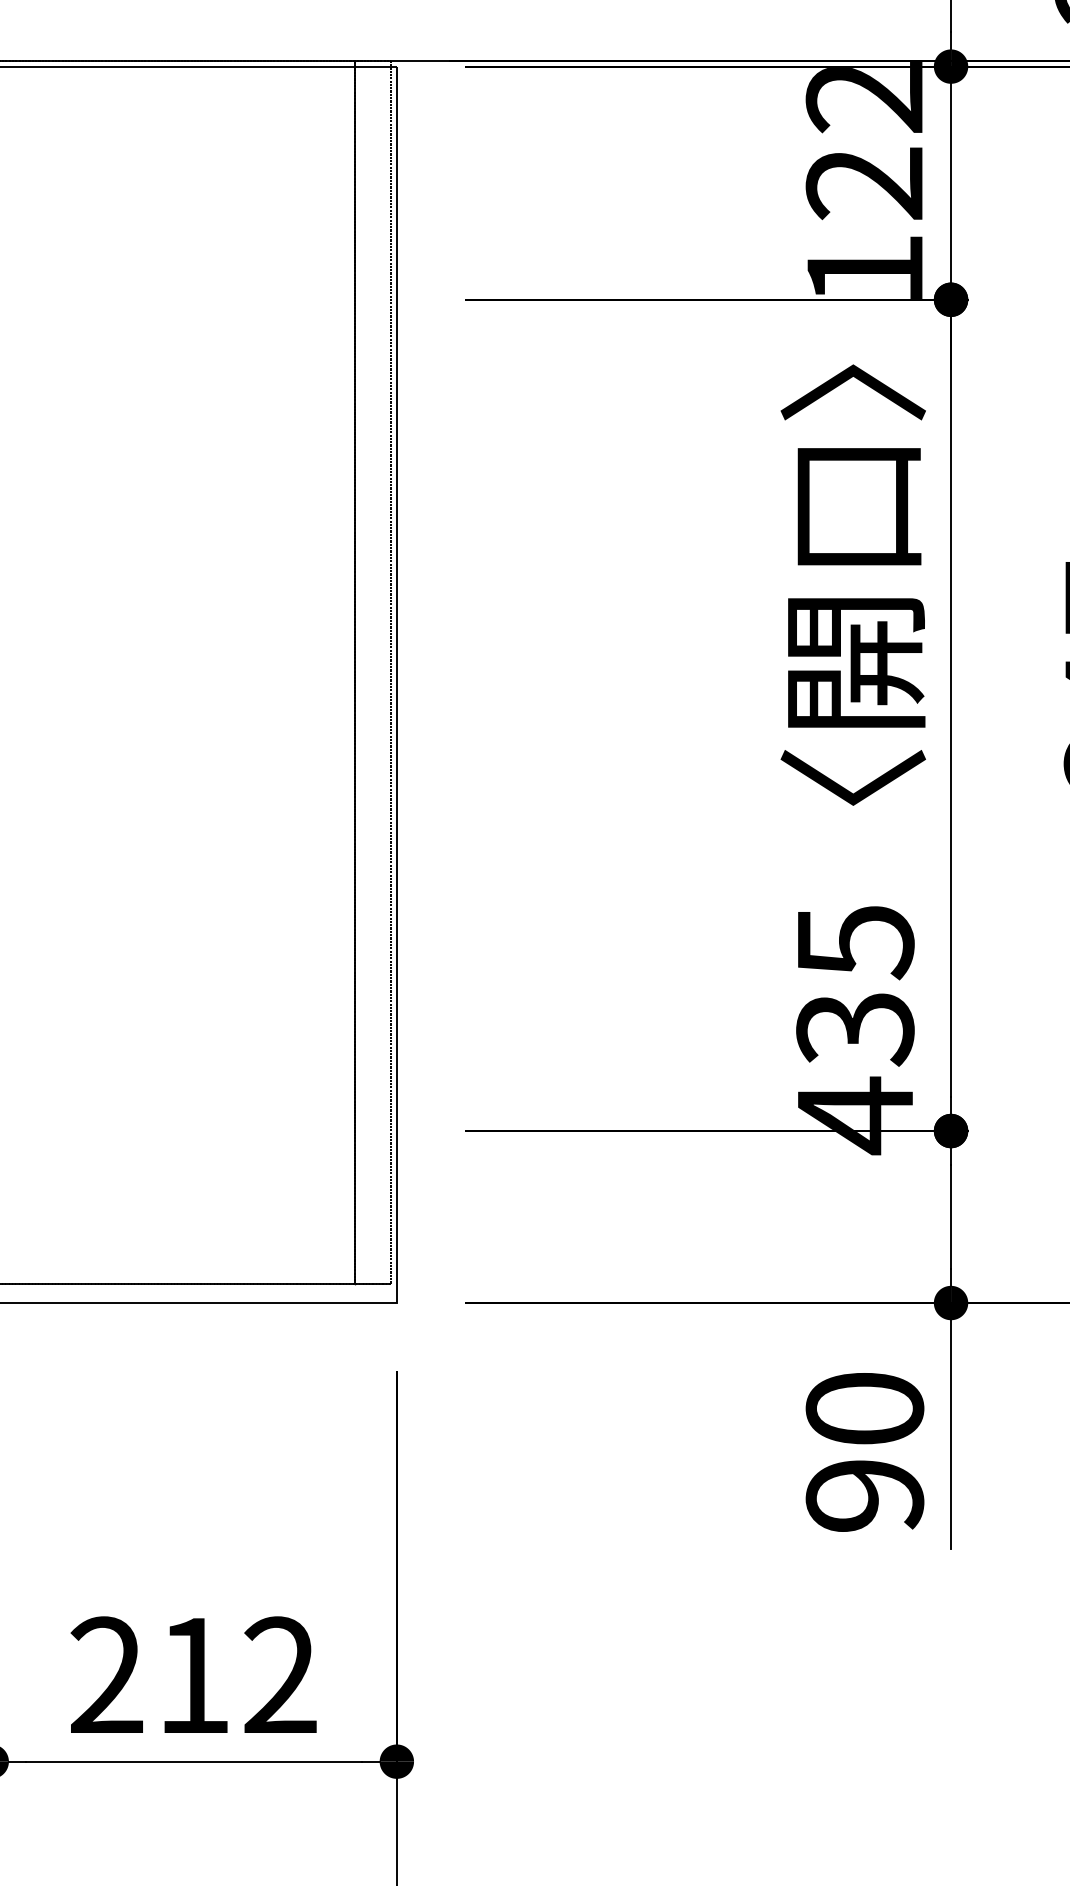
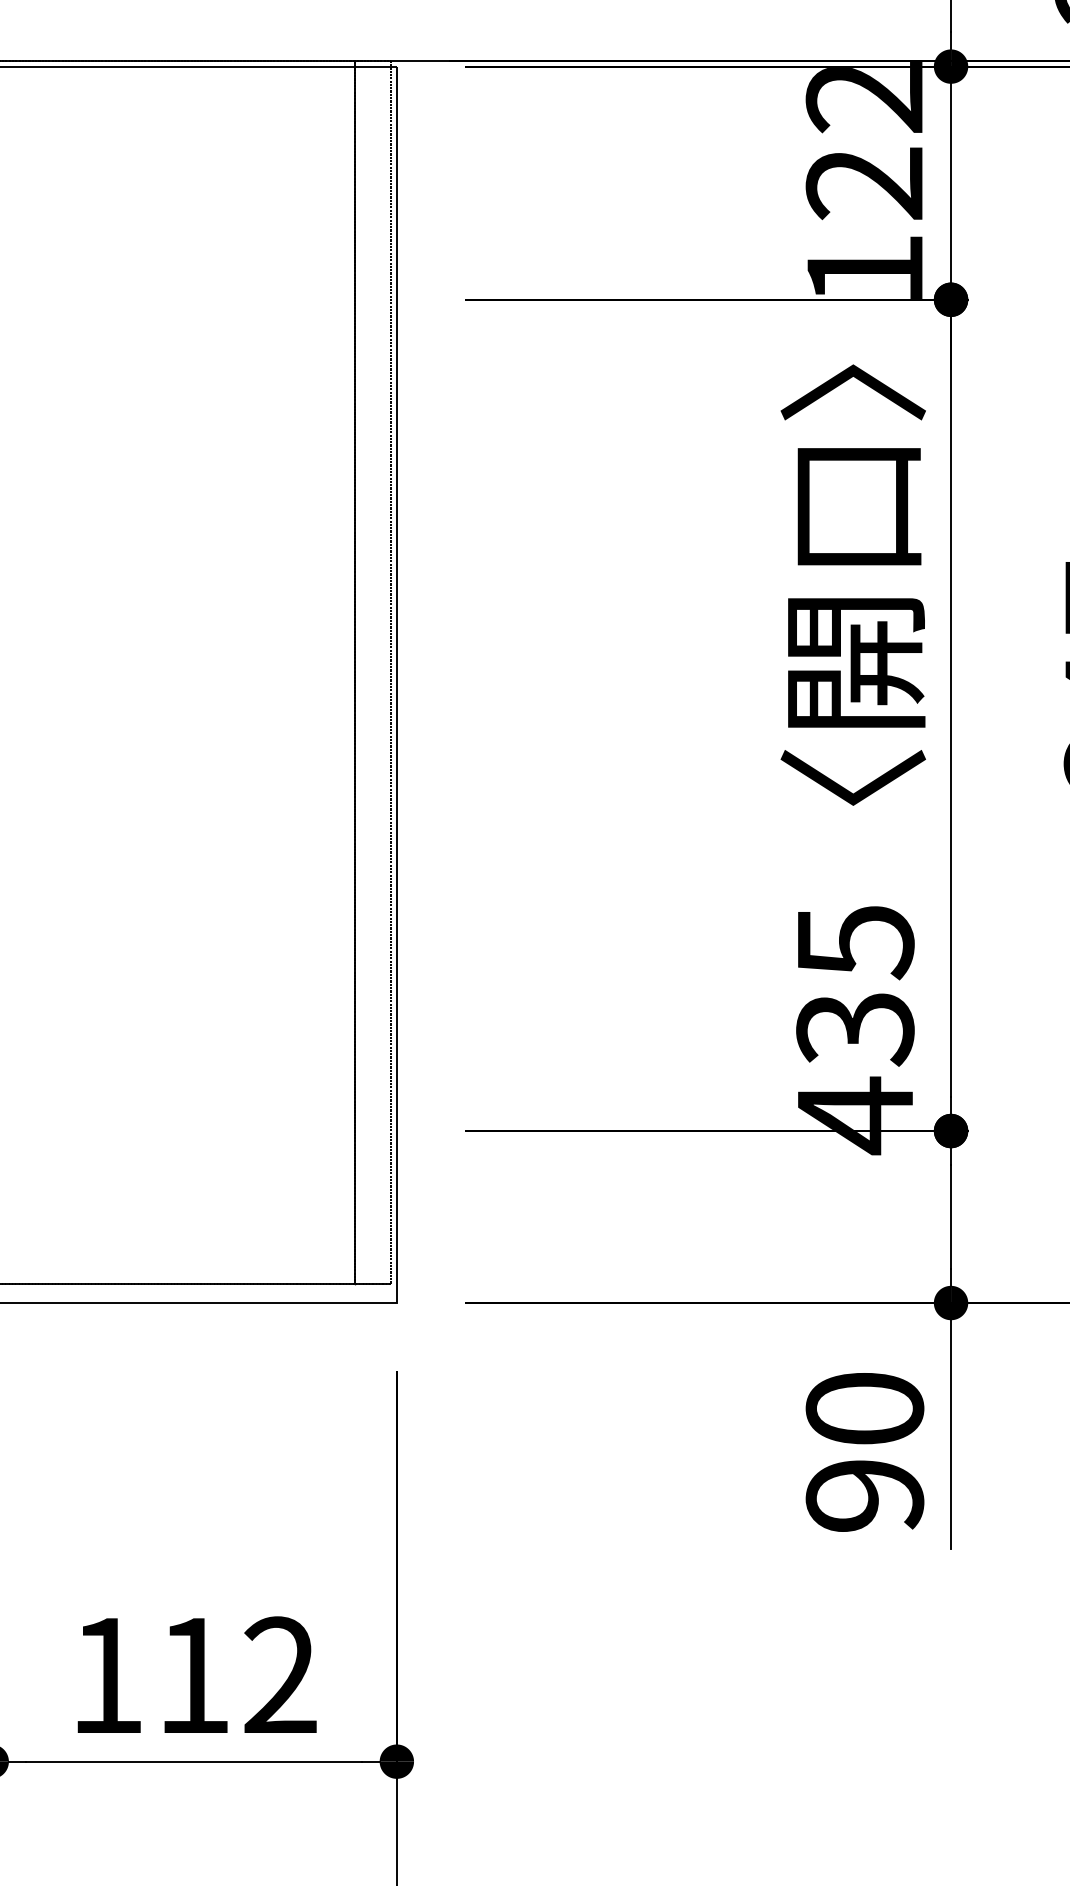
text: 212 -> 112 (106, 1674)
